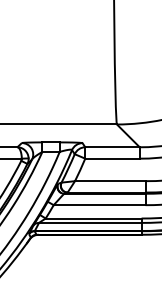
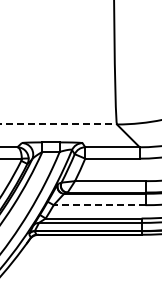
line: solid -> dashed (59, 124)
line: solid -> dashed (99, 205)
